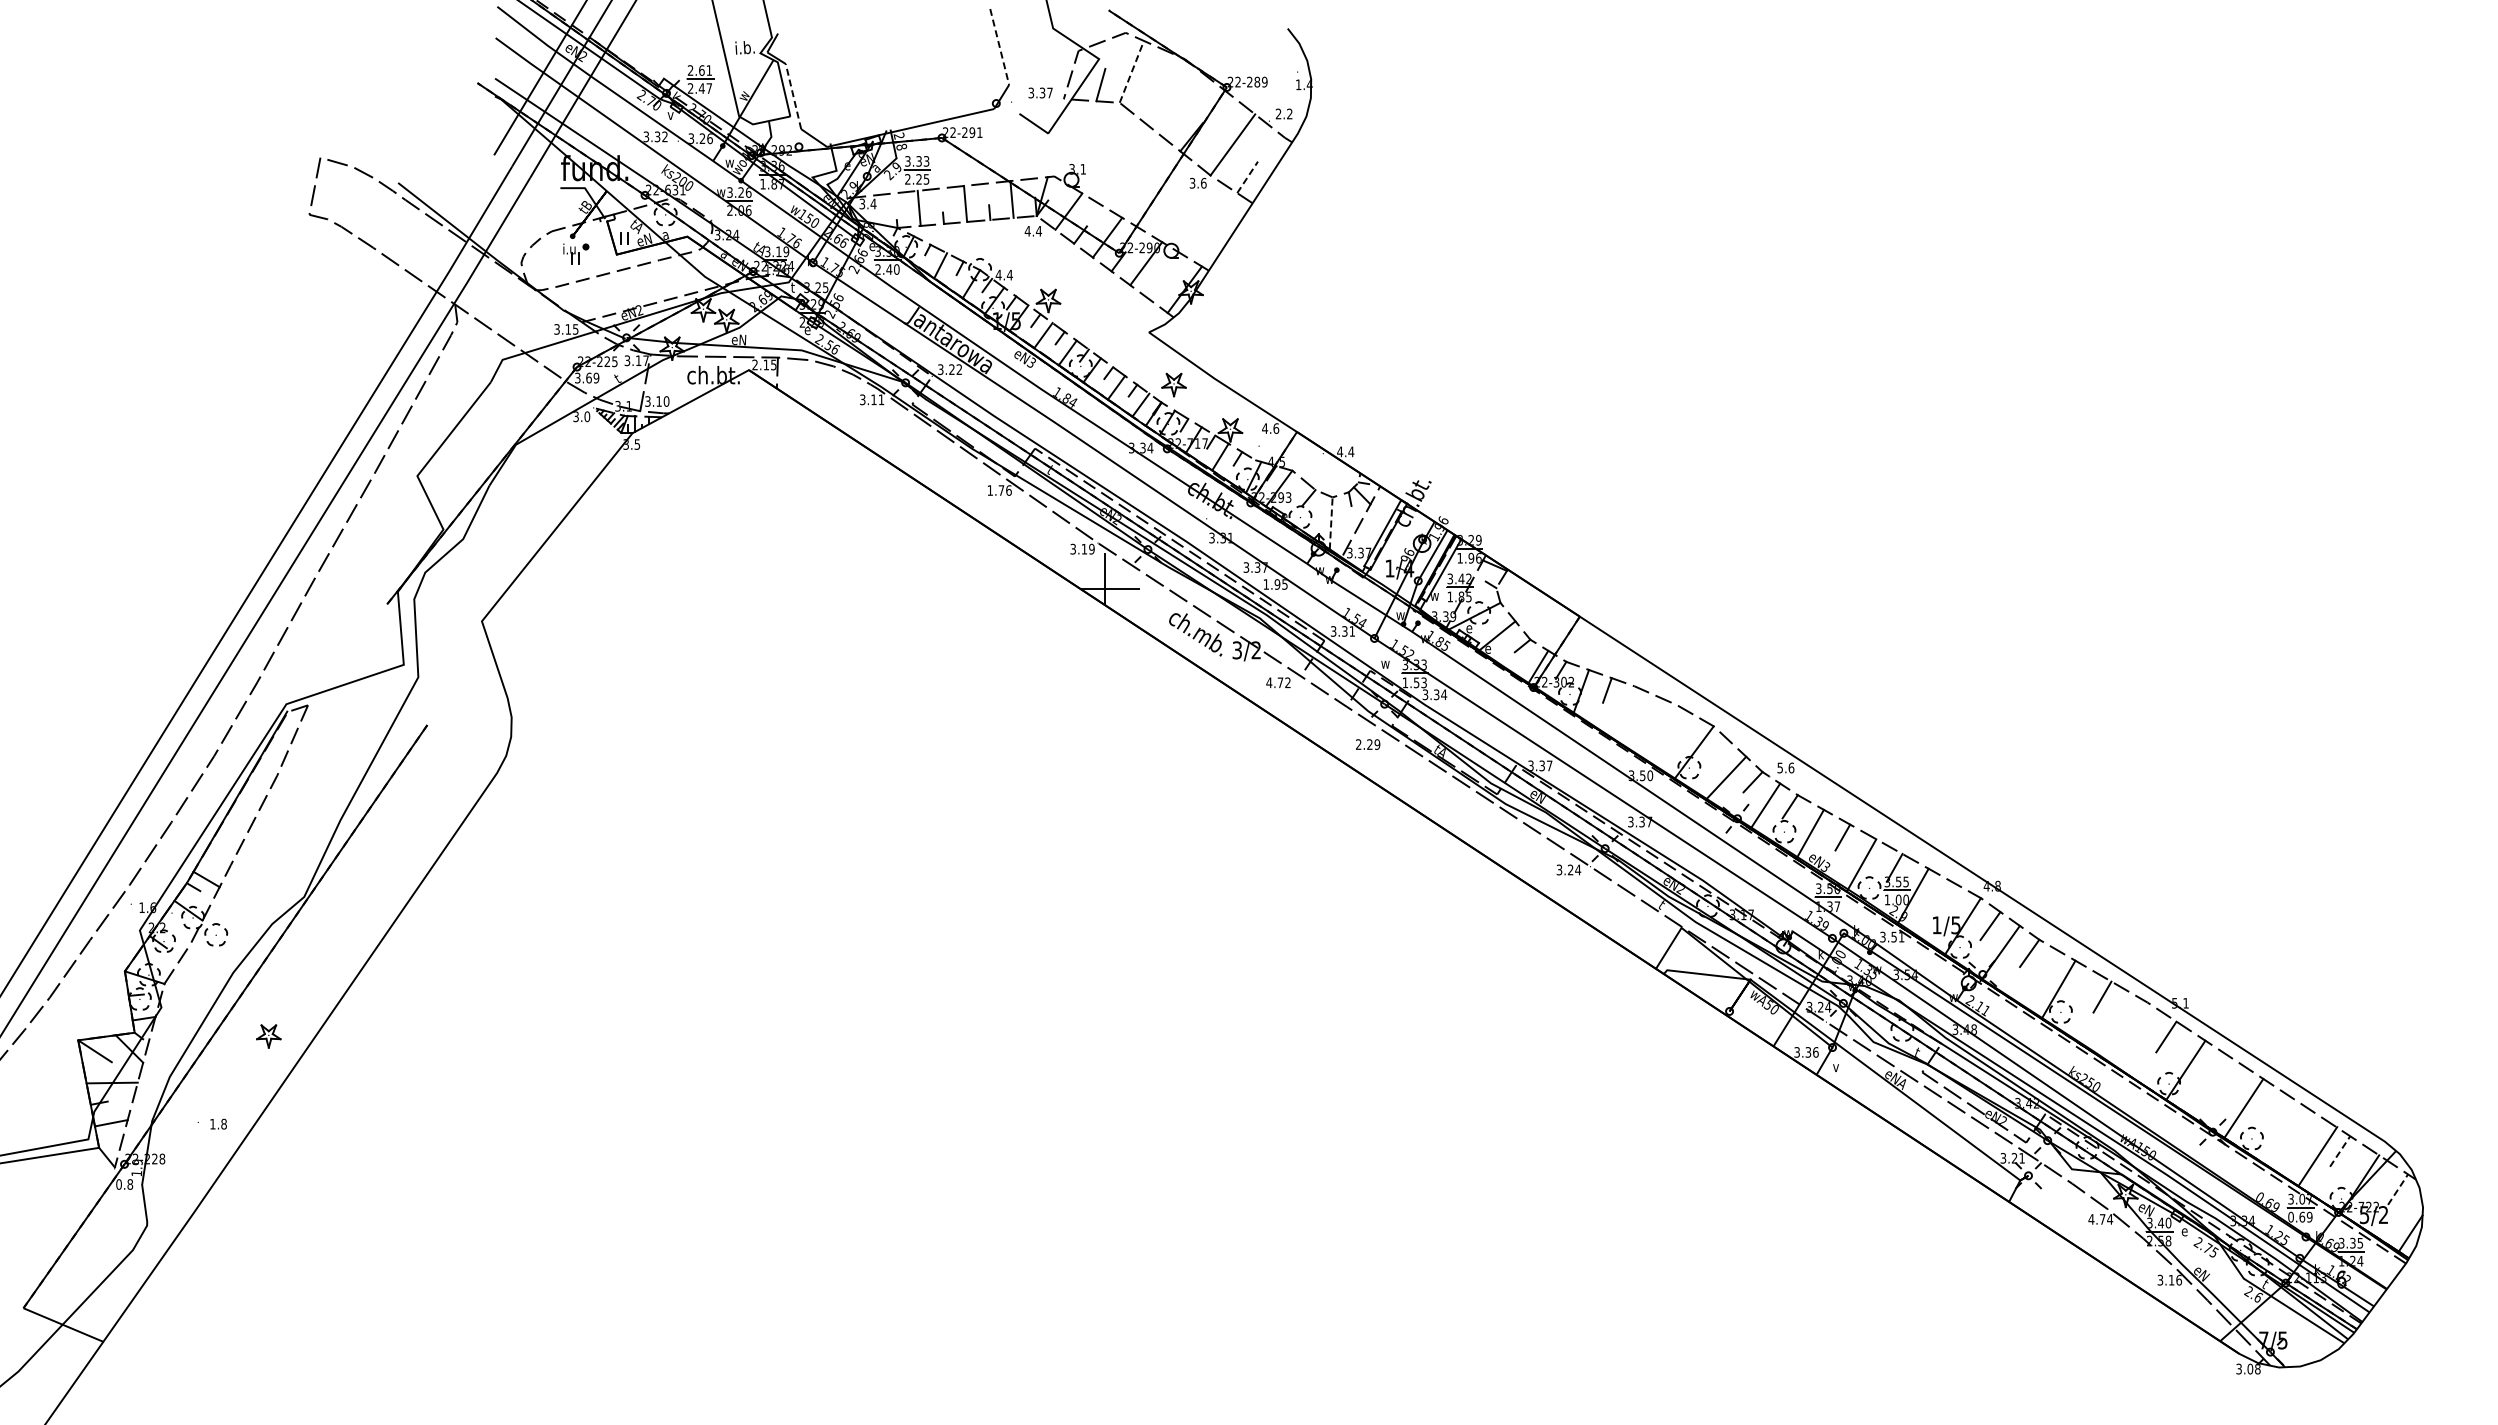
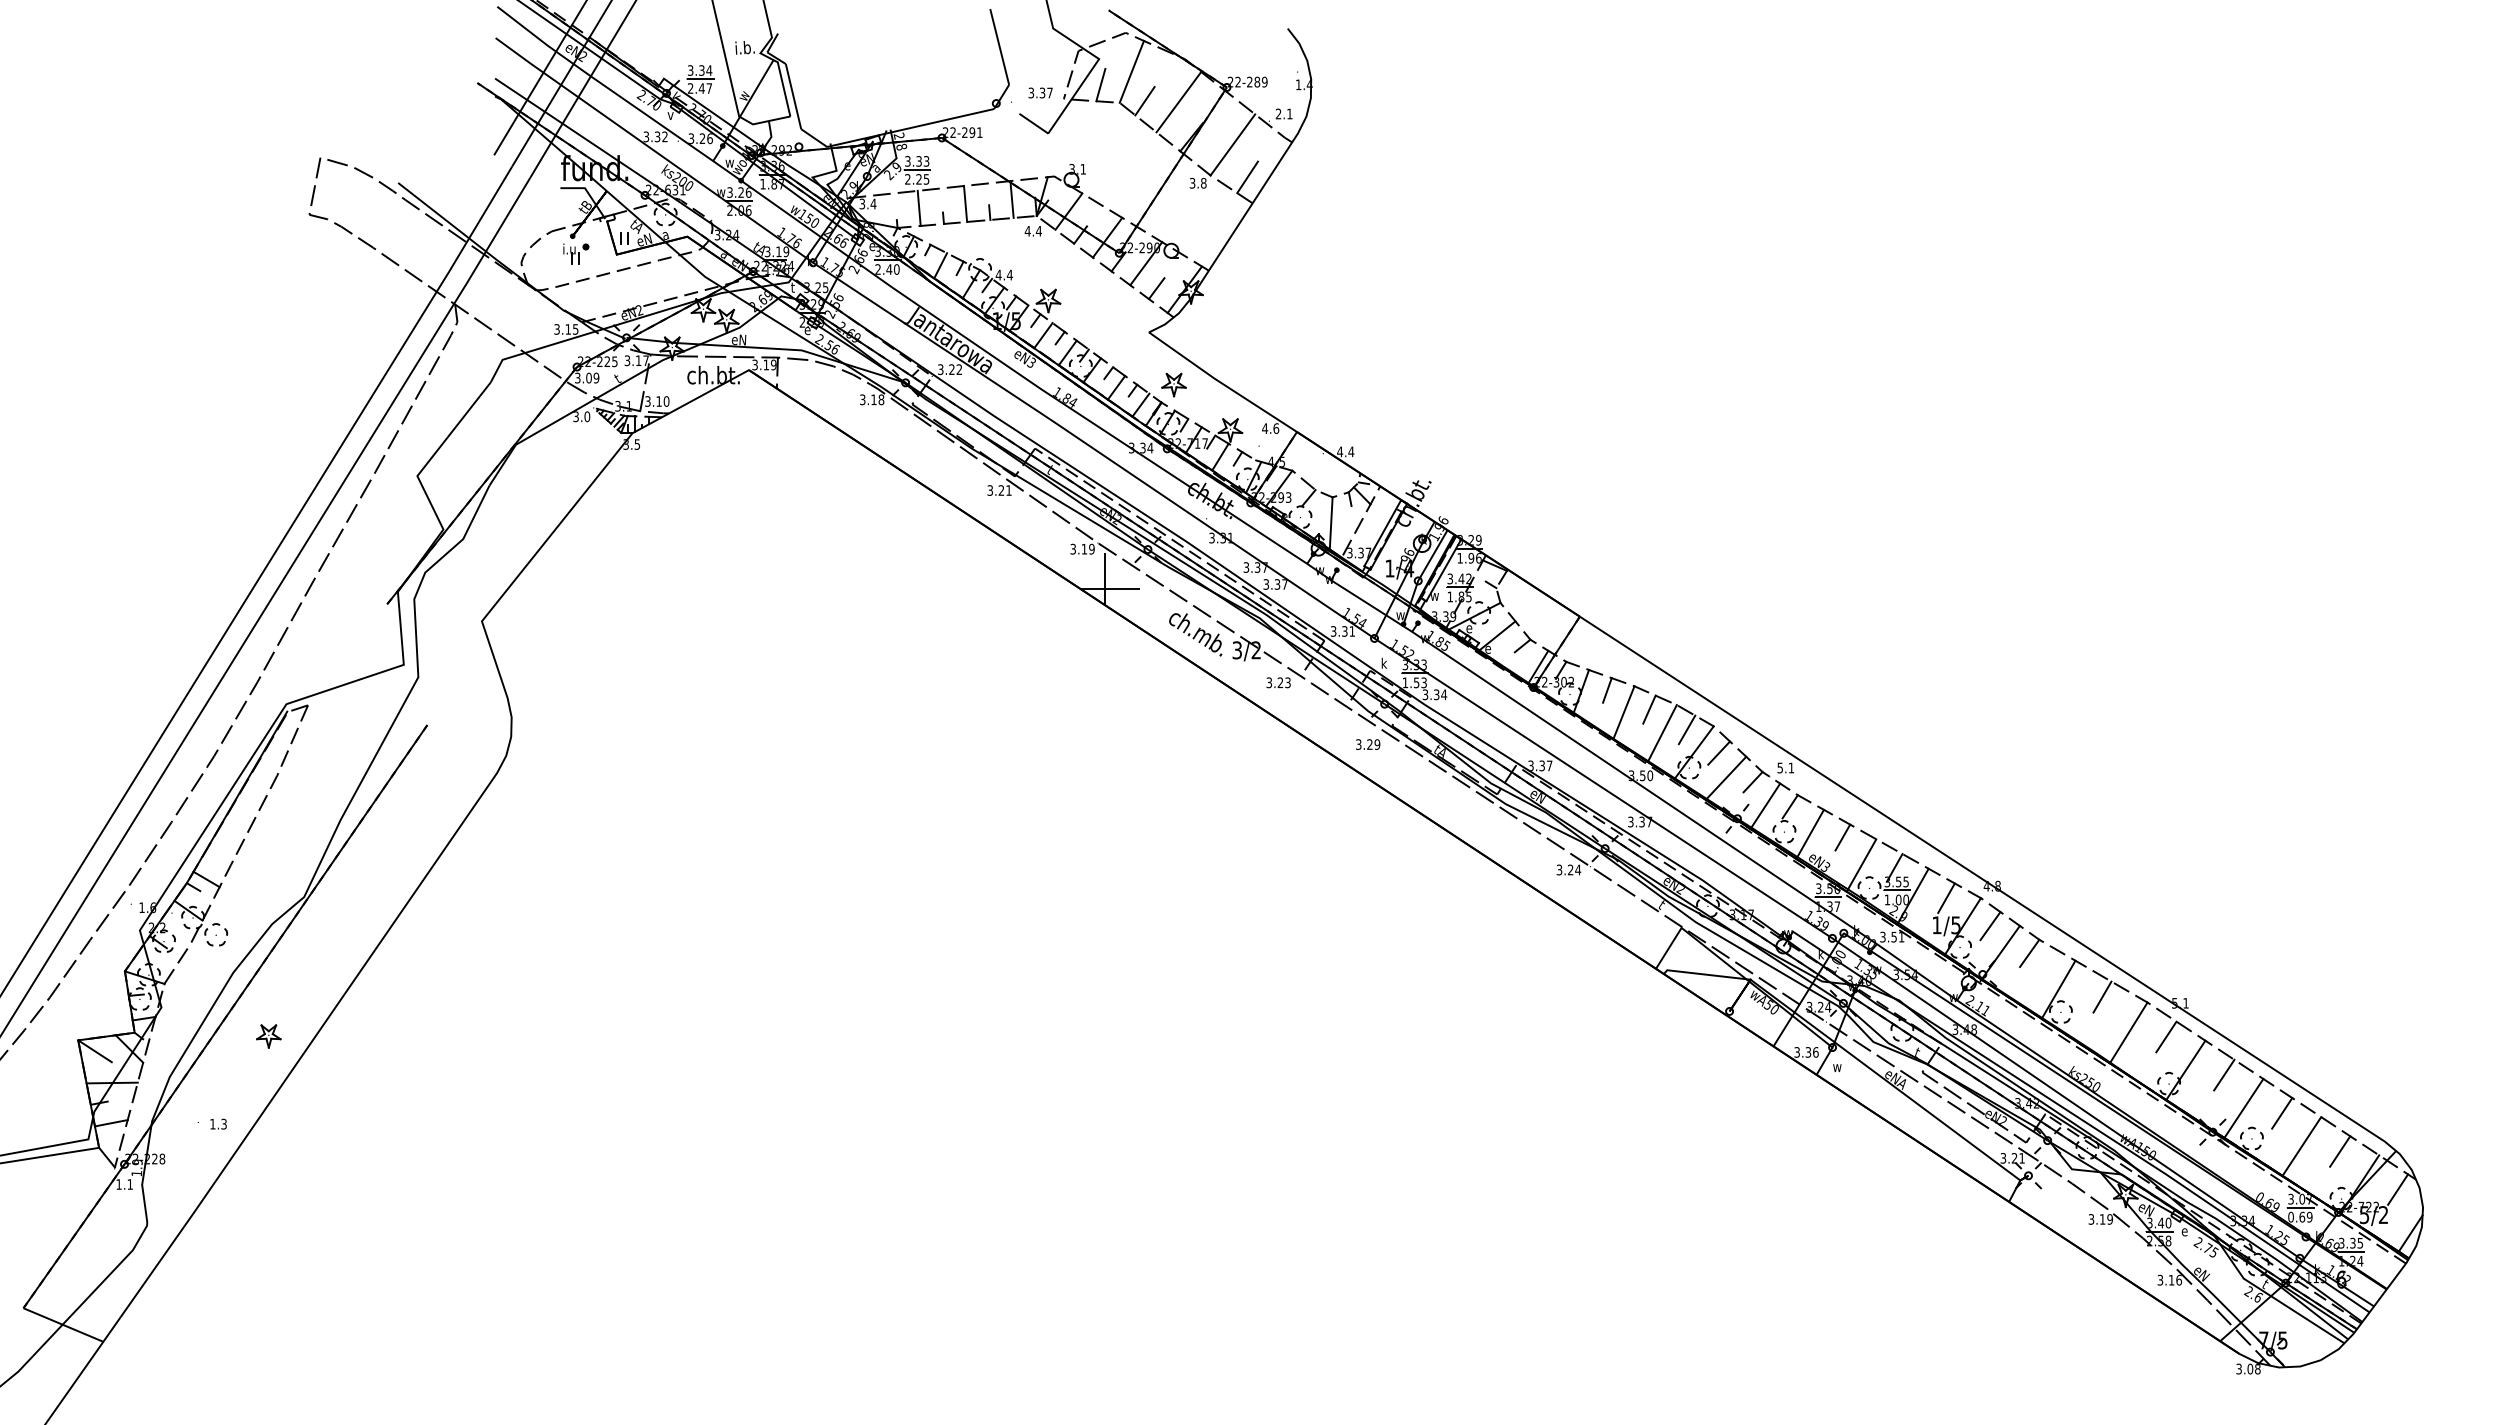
line: dashed -> solid (999, 47)
text: 2.61 -> 3.34 (699, 70)
line: dashed -> solid (1132, 71)
line: dashed -> solid (793, 96)
line: none -> present (1144, 101)
line: none -> present (1178, 101)
text: 2.2 -> 2.1 (1289, 113)
line: dashed -> solid (1247, 177)
text: 3.6 -> 3.8 (1203, 183)
line: none -> present (1156, 288)
text: 2.15 -> 3.19 (764, 364)
text: 3.69 -> 3.09 (588, 377)
text: 3.11 -> 3.18 (881, 399)
text: 1.76 -> 3.21 (999, 490)
line: dashed -> solid (1331, 522)
text: 1.95 -> 3.37 (1275, 584)
text: w -> k (1385, 662)
text: 4.72 -> 3.23 (1278, 682)
line: none -> present (1649, 709)
line: none -> present (1623, 712)
line: none -> present (1686, 729)
line: none -> present (1661, 733)
text: 2.29 -> 3.29 (1358, 744)
line: none -> present (1719, 752)
text: 5.6 -> 5.1 (1791, 767)
line: none -> present (1946, 897)
line: none -> present (2128, 1032)
text: v -> w (1837, 1068)
line: none -> present (2224, 1074)
line: none -> present (2282, 1113)
text: 1.8 -> 1.3 (223, 1124)
line: dashed -> solid (2340, 1151)
line position: (2317, 1156) -> (2301, 1146) (2301, 1146)
text: 0.8 -> 1.1 (124, 1184)
line: dashed -> solid (2398, 1189)
text: 4.74 -> 3.19 (2100, 1219)
